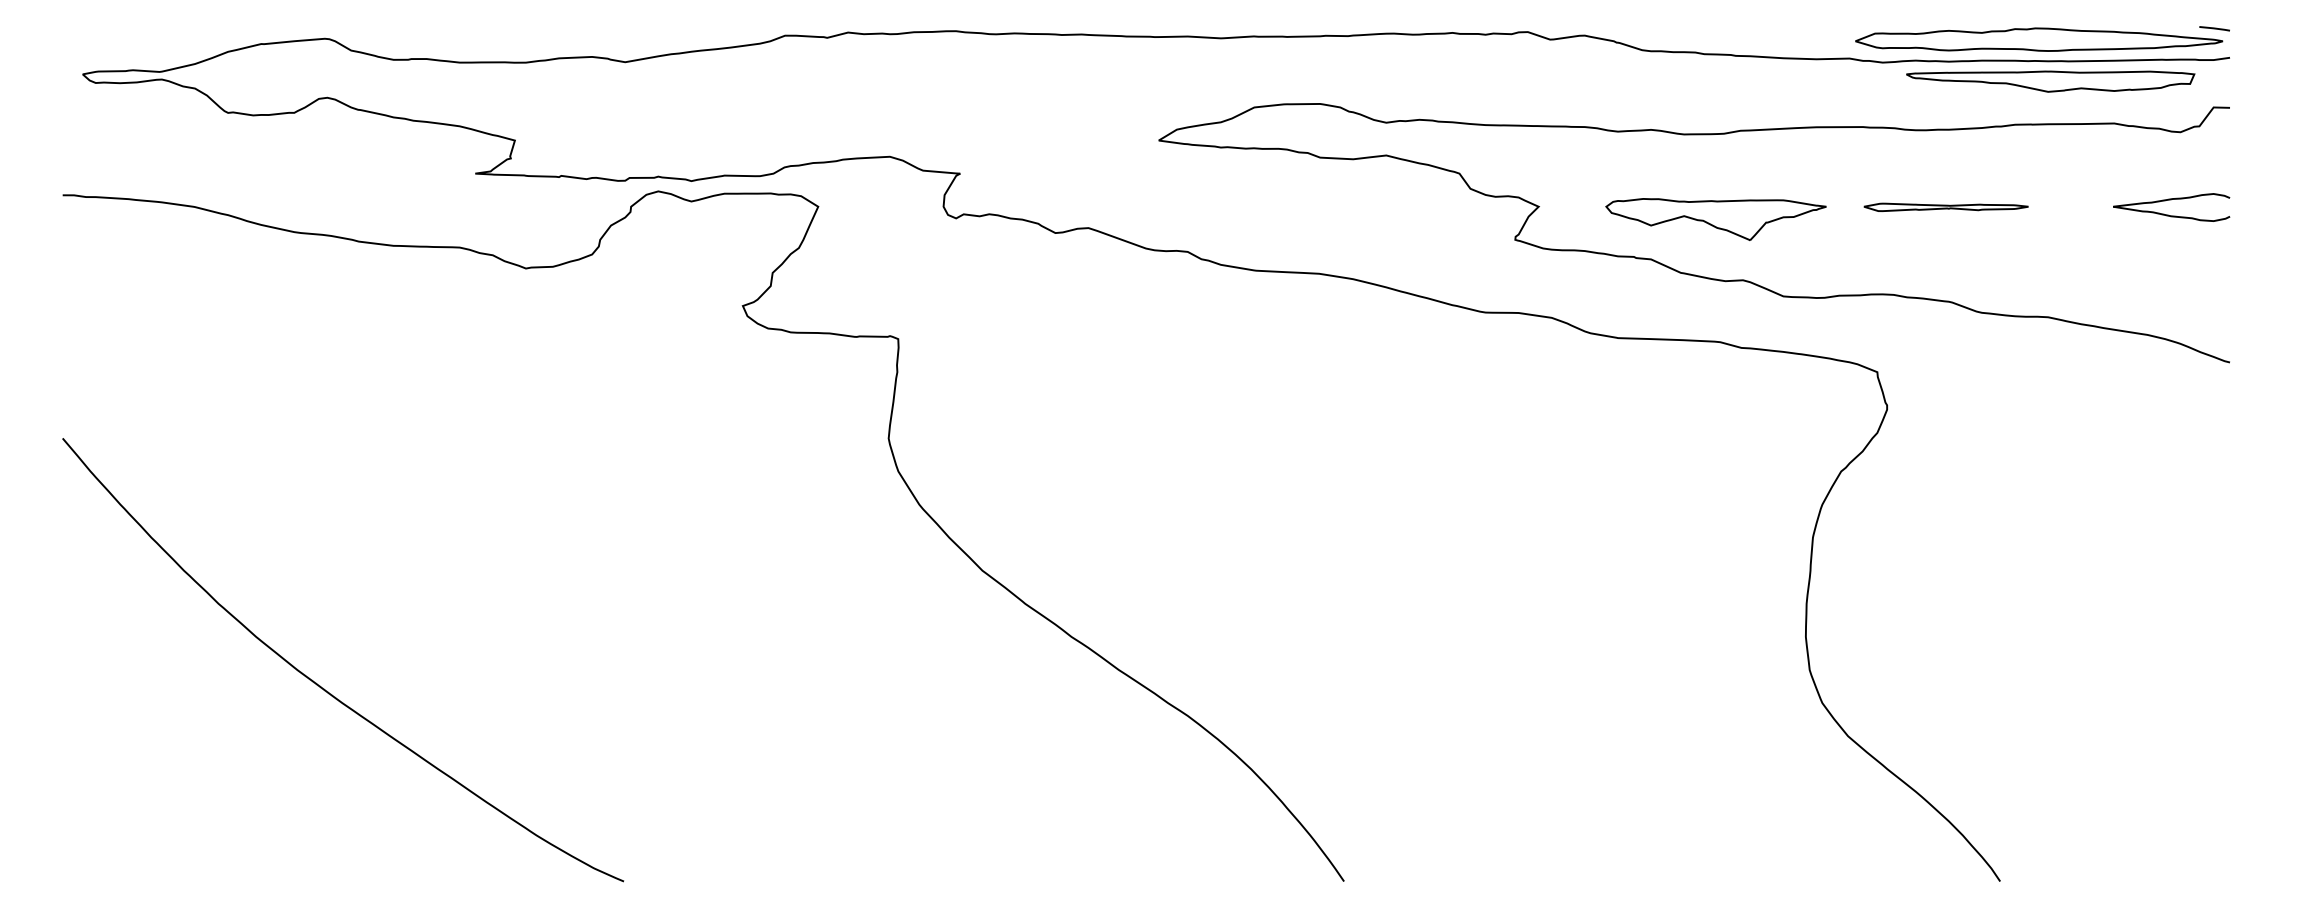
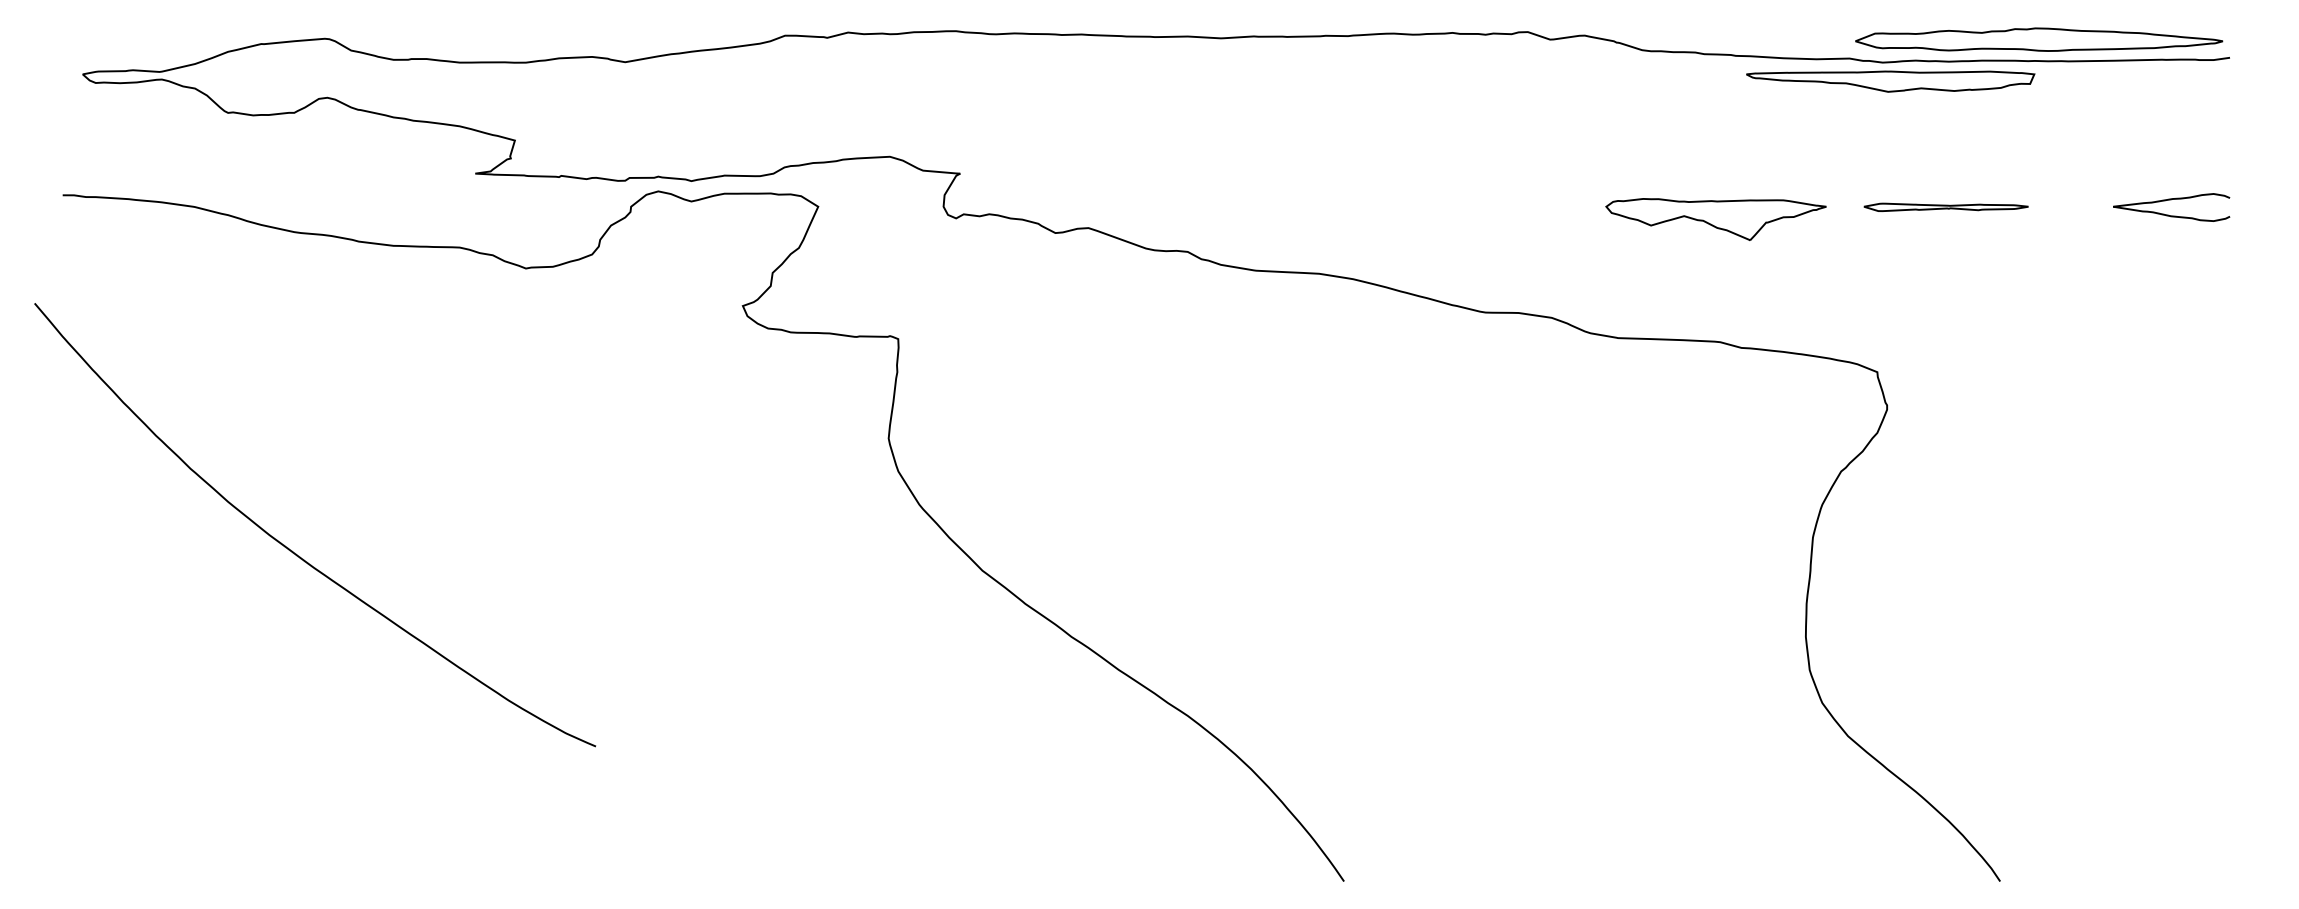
line: present -> none (2214, 28)
part position: (2050, 81) -> (1890, 81) (1890, 81)
curve: present -> none (1676, 269)
curve position: (324, 688) -> (296, 553) (296, 553)
